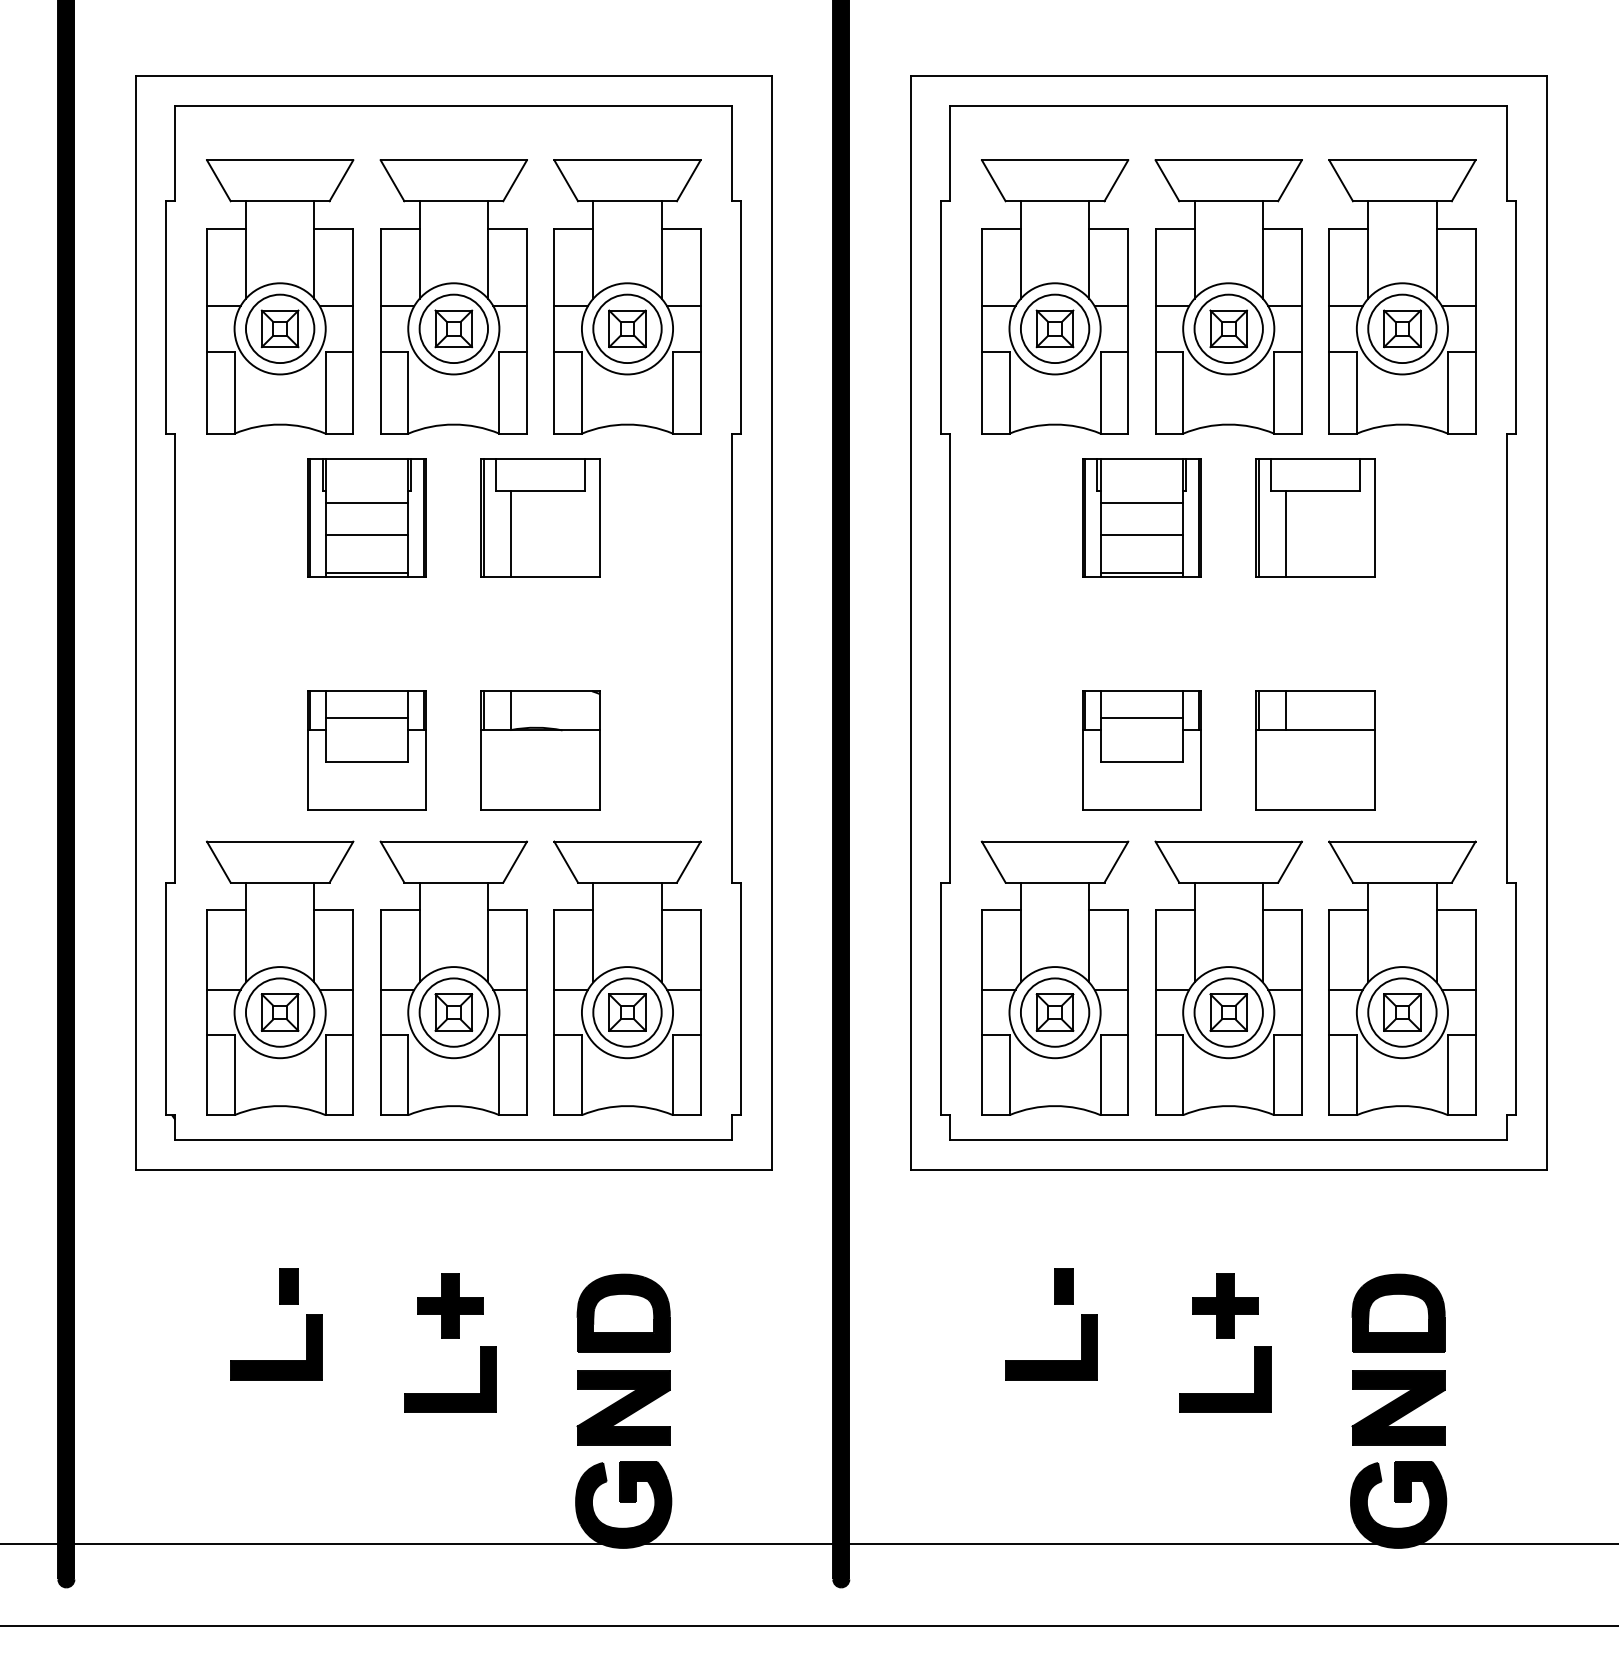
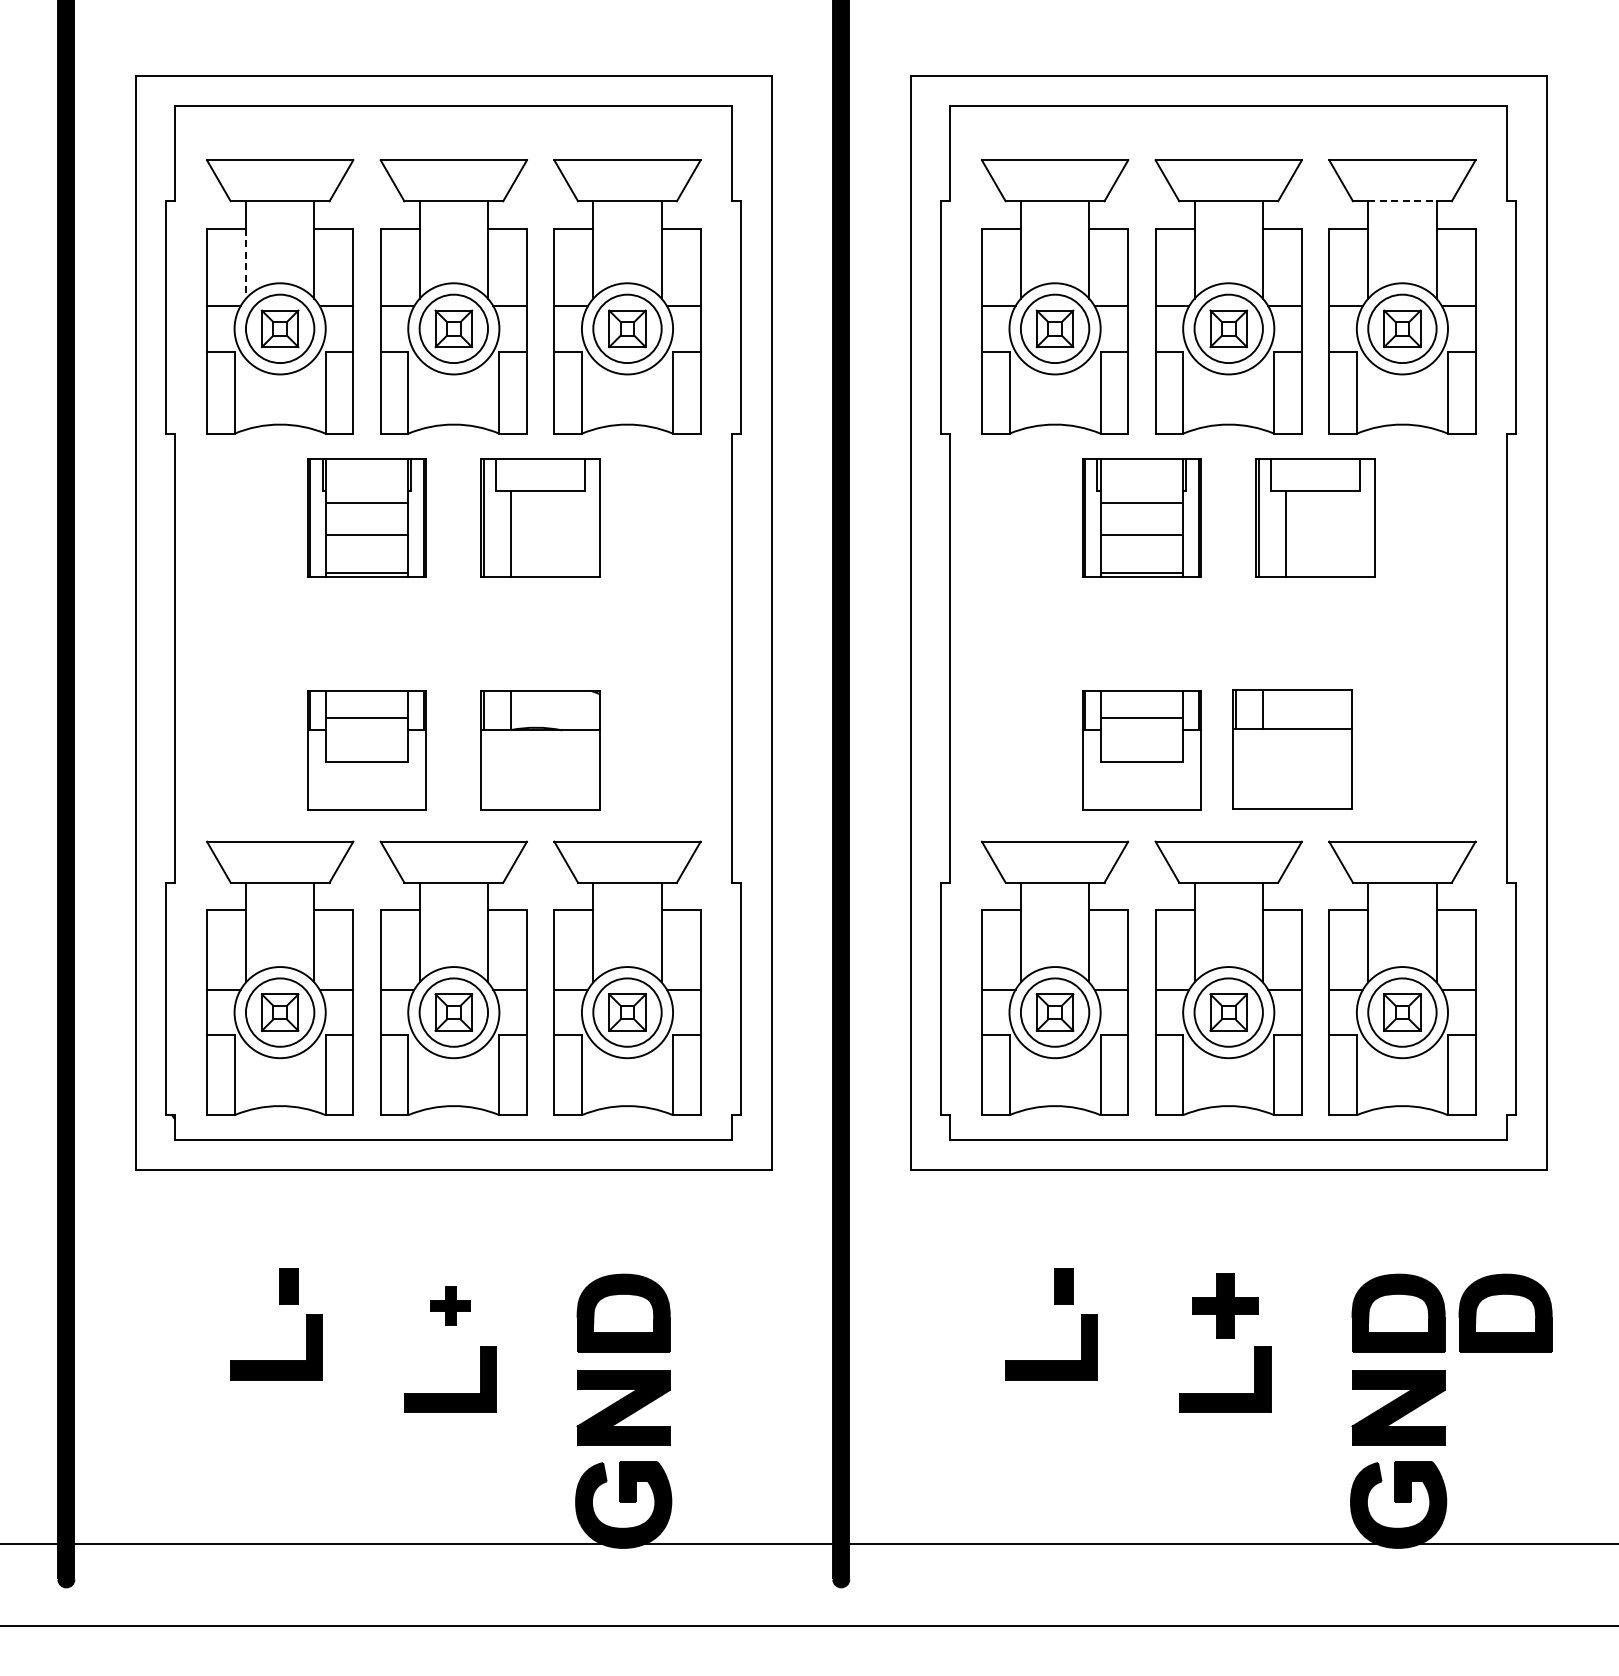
line: solid -> dashed (1402, 201)
line: solid -> dashed (245, 264)
part position: (1315, 750) -> (1292, 749) (1292, 749)
part size: 67x66 px -> 41x40 px (450, 1305)
part: none -> present (1505, 1312)
